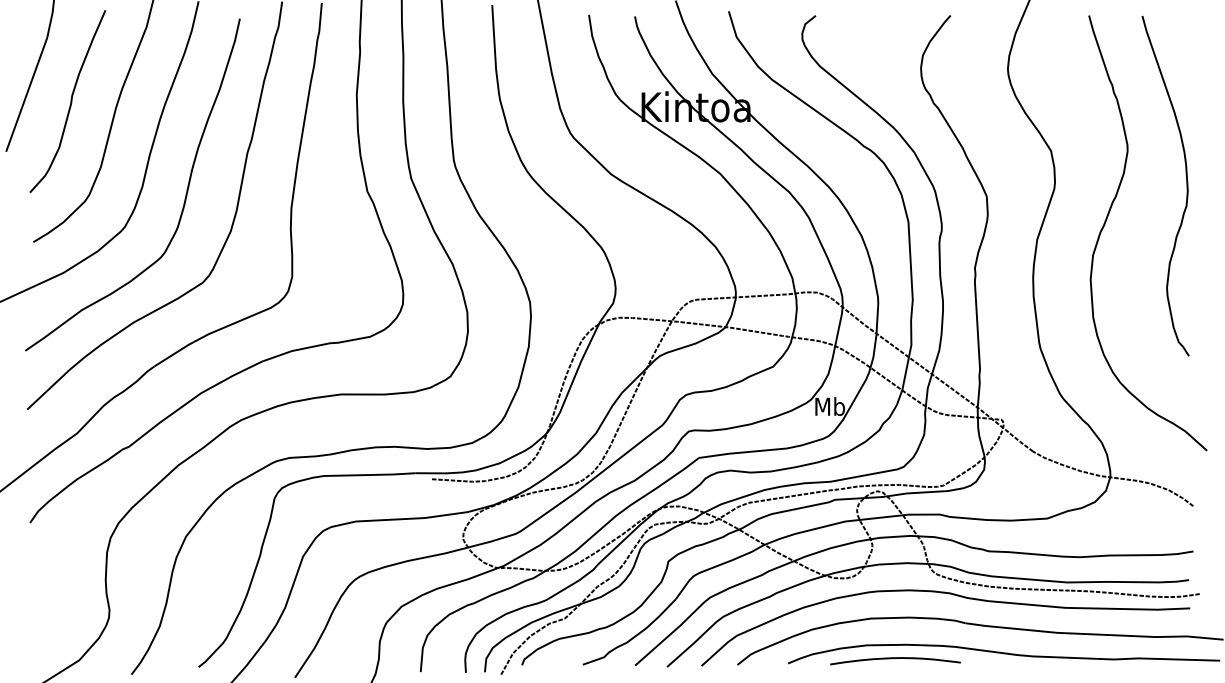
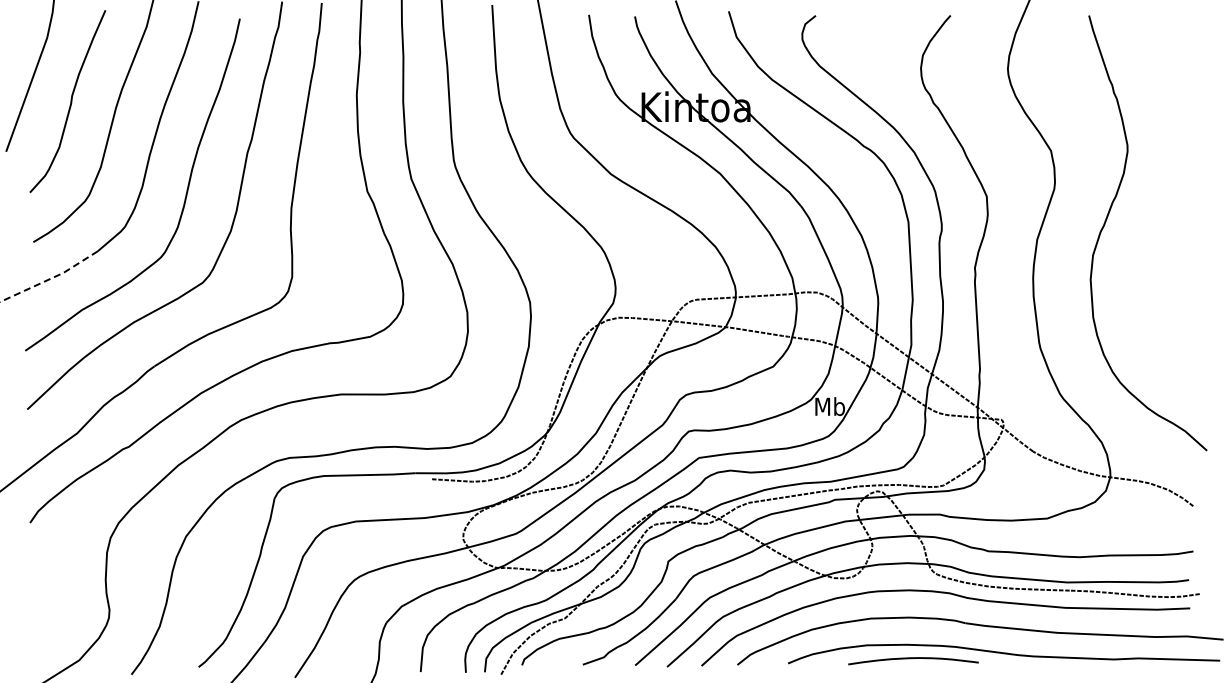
curve: present -> none (1186, 186)
line: solid -> dashed (50, 278)
curve position: (893, 659) -> (911, 659) (911, 659)
